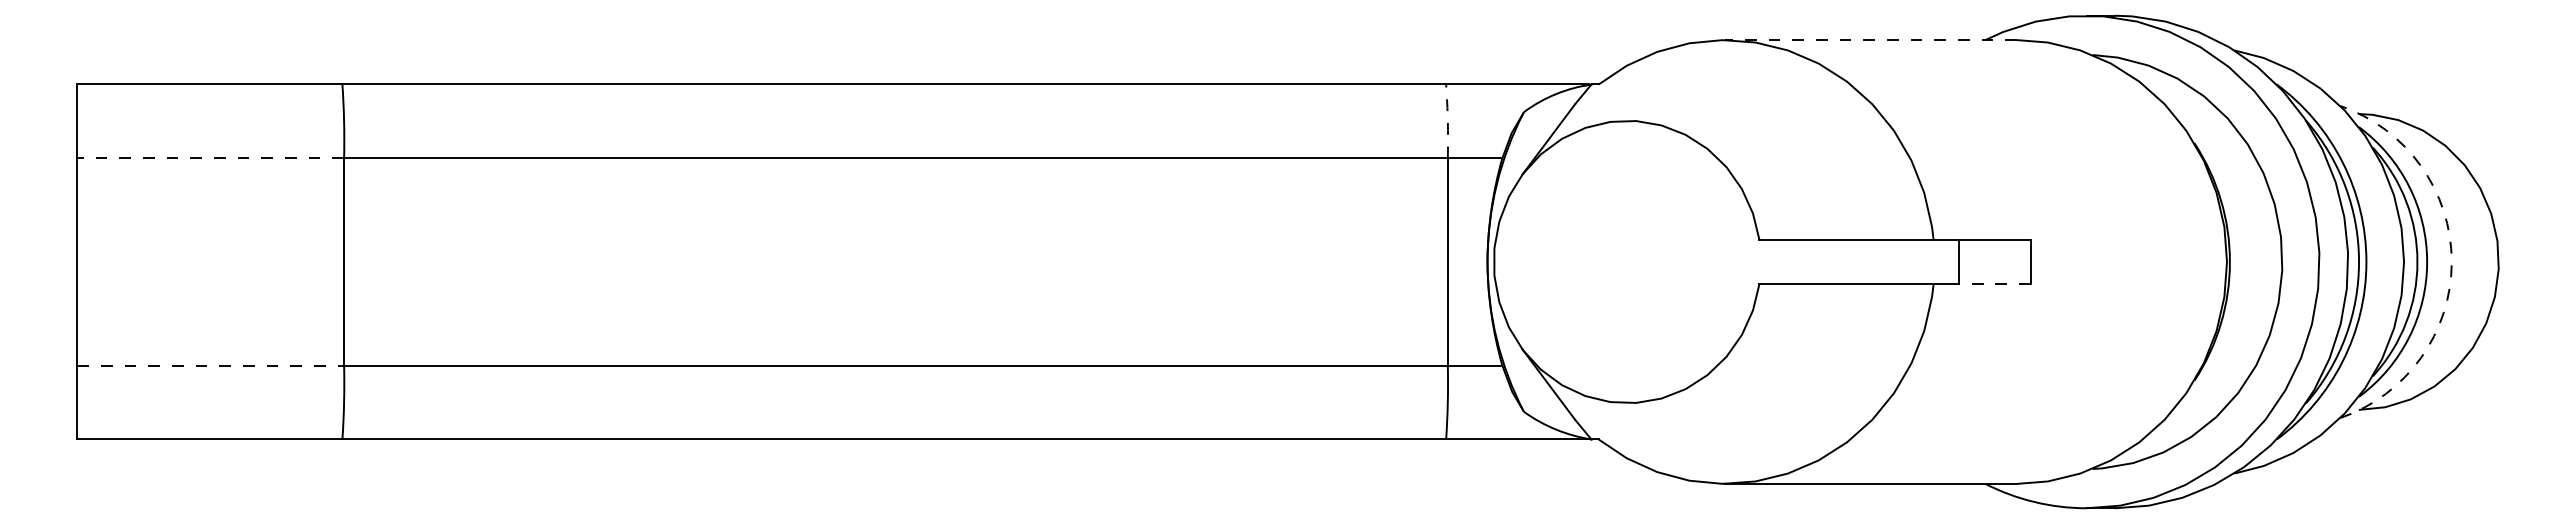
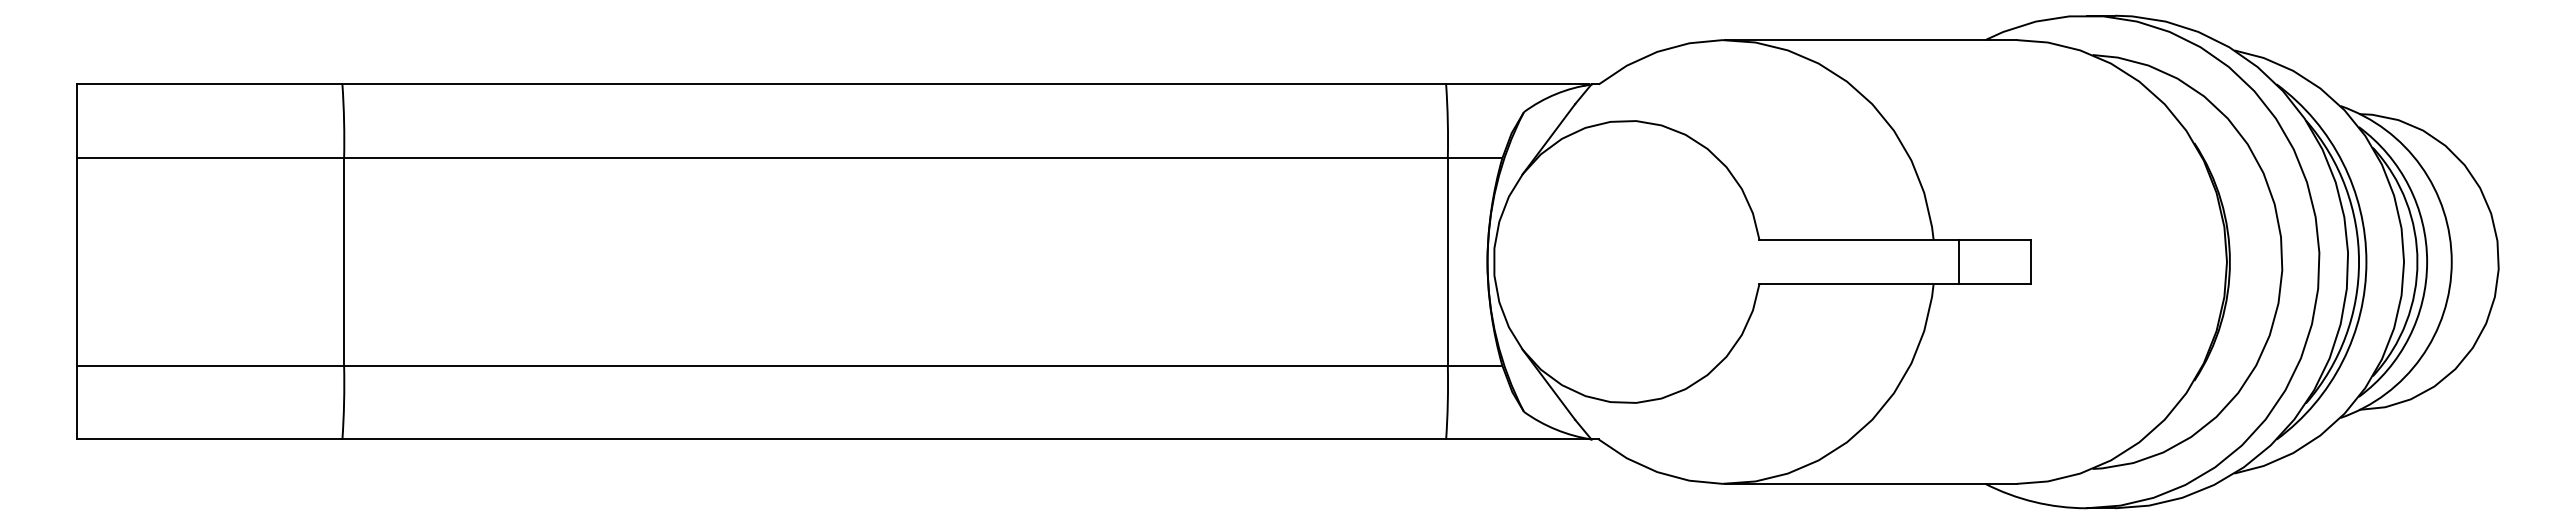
line: dashed -> solid (1870, 40)
arc: dashed -> solid (1447, 121)
line: dashed -> solid (210, 158)
arc: dashed -> solid (2451, 262)
line: dashed -> solid (1995, 284)
line: dashed -> solid (211, 365)
